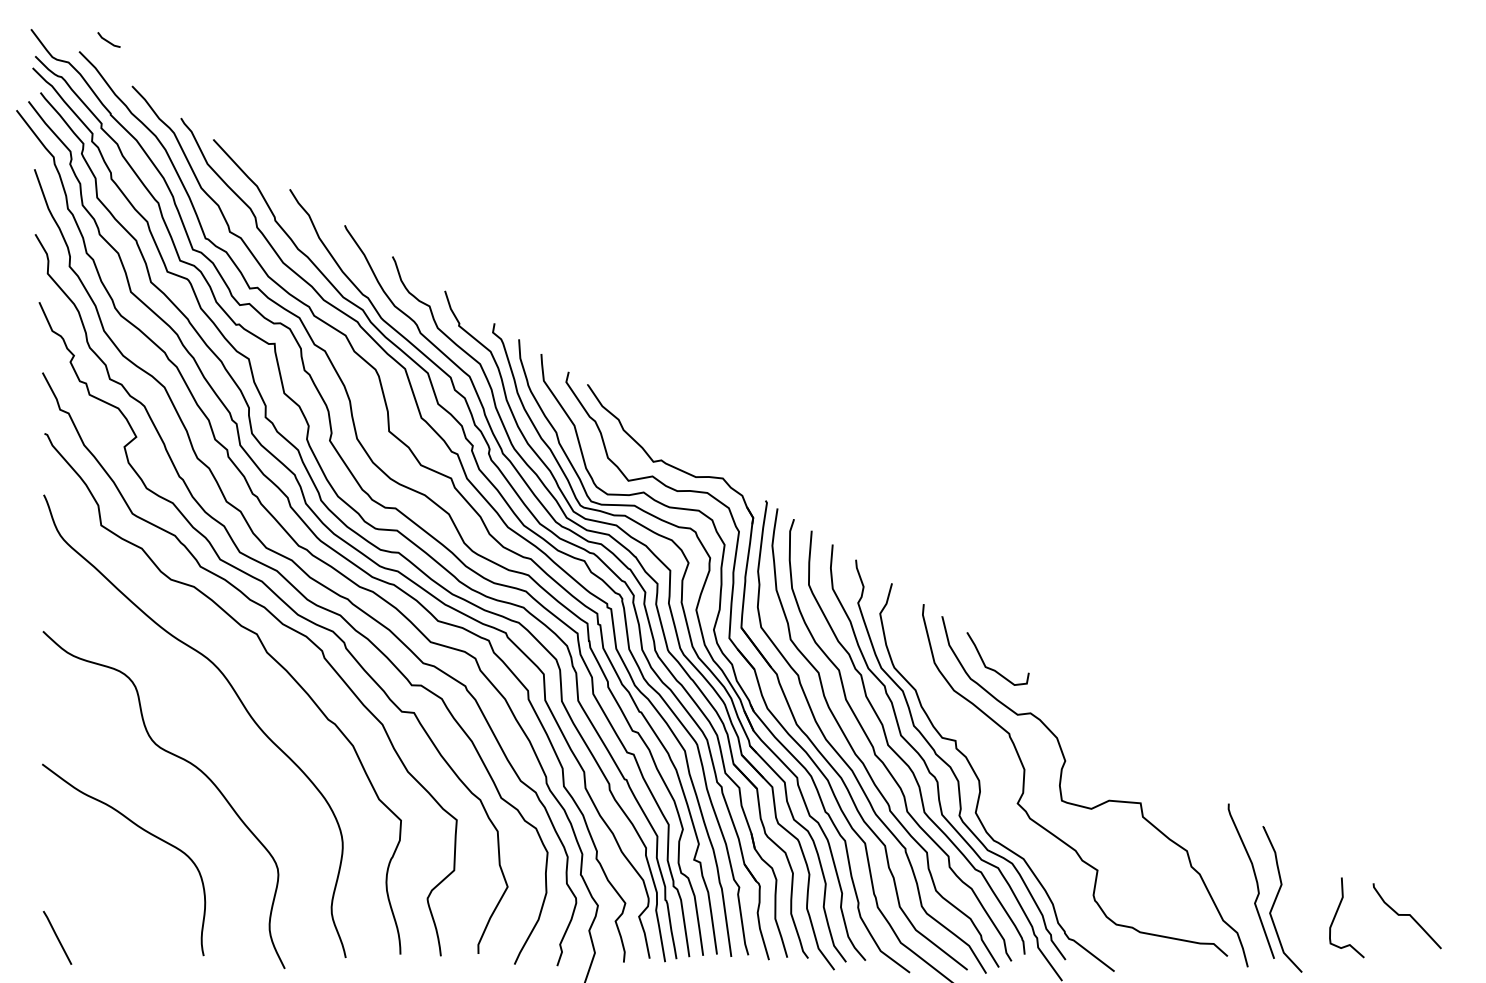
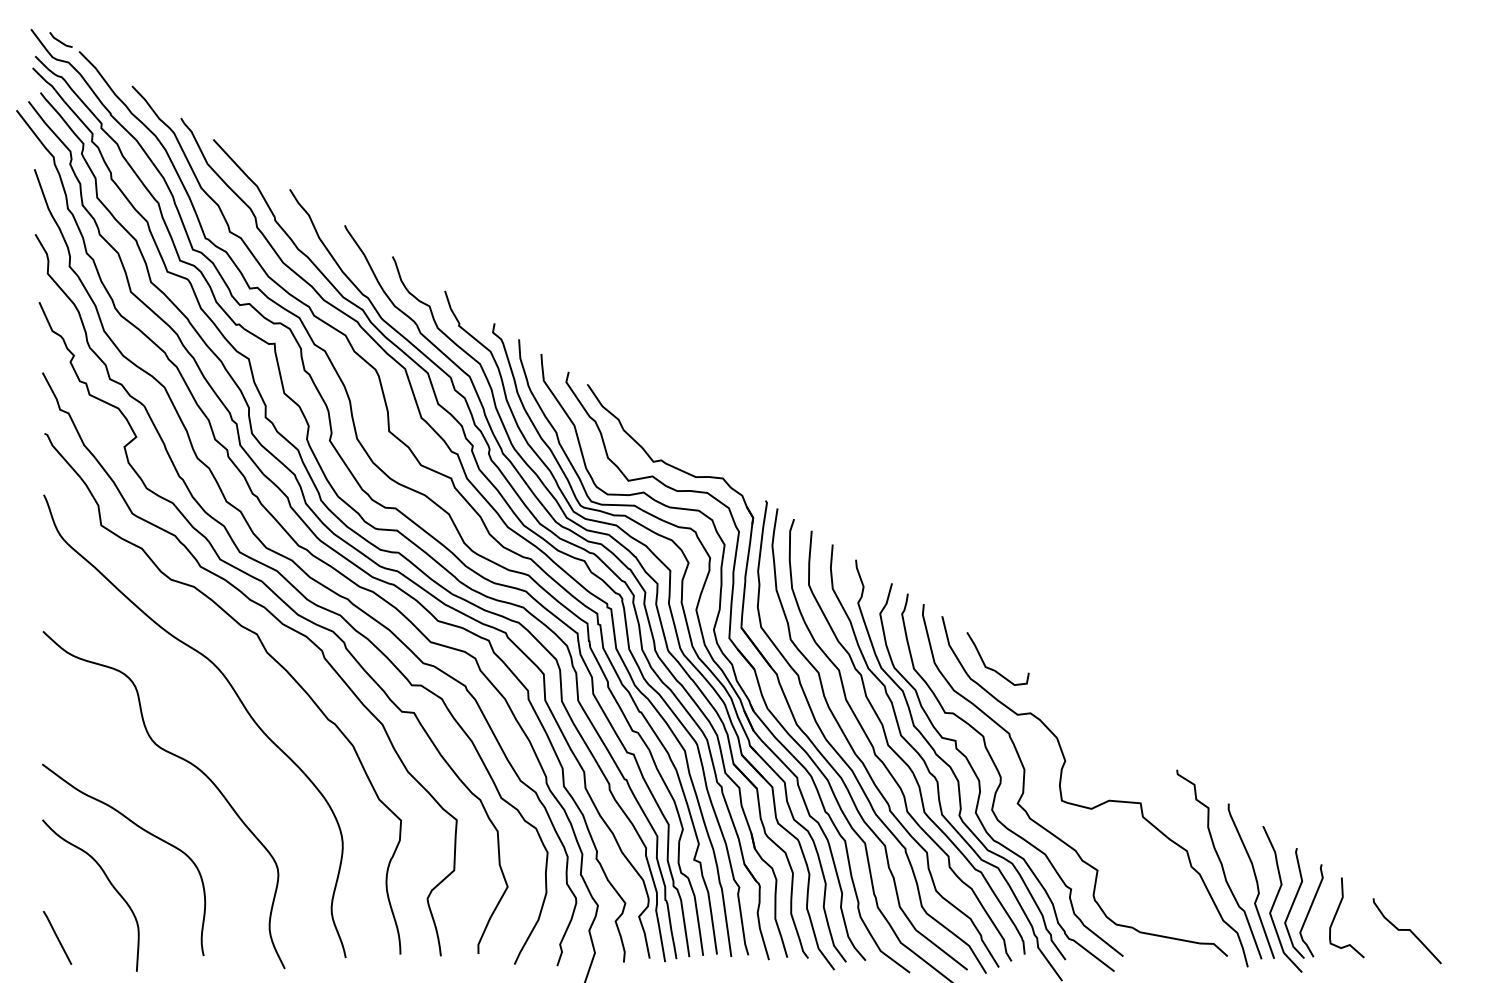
line position: (108, 40) -> (60, 40) (60, 40)
curve: none -> present (1001, 776)
curve: none -> present (1220, 864)
curve: none -> present (108, 881)
part: none -> present (1310, 904)
curve position: (1406, 915) -> (1406, 930) (1406, 930)
